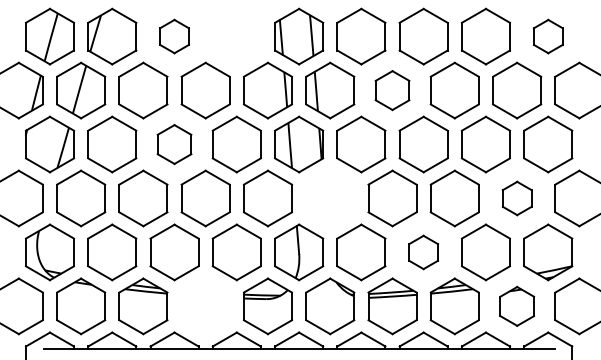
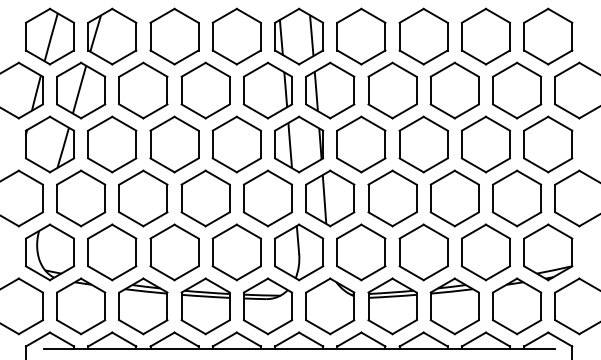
part size: 31x37 px -> 51x59 px (174, 36)
part: none -> present (236, 36)
part size: 31x37 px -> 51x59 px (548, 36)
part size: 37x42 px -> 51x59 px (392, 90)
part size: 37x42 px -> 51x59 px (174, 144)
part: none -> present (330, 198)
part size: 32x37 px -> 51x59 px (517, 198)
part size: 31x37 px -> 51x59 px (423, 252)
part size: 37x42 px -> 51x59 px (517, 306)
part: none -> present (205, 306)
